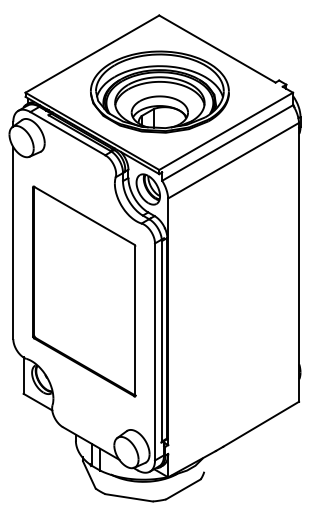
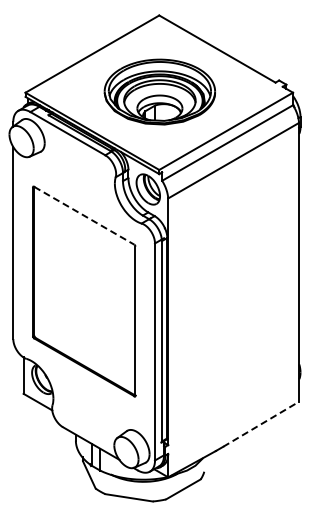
part size: 140x84 px -> 113x68 px (159, 91)
line: solid -> dashed (84, 215)
line: solid -> dashed (261, 424)
